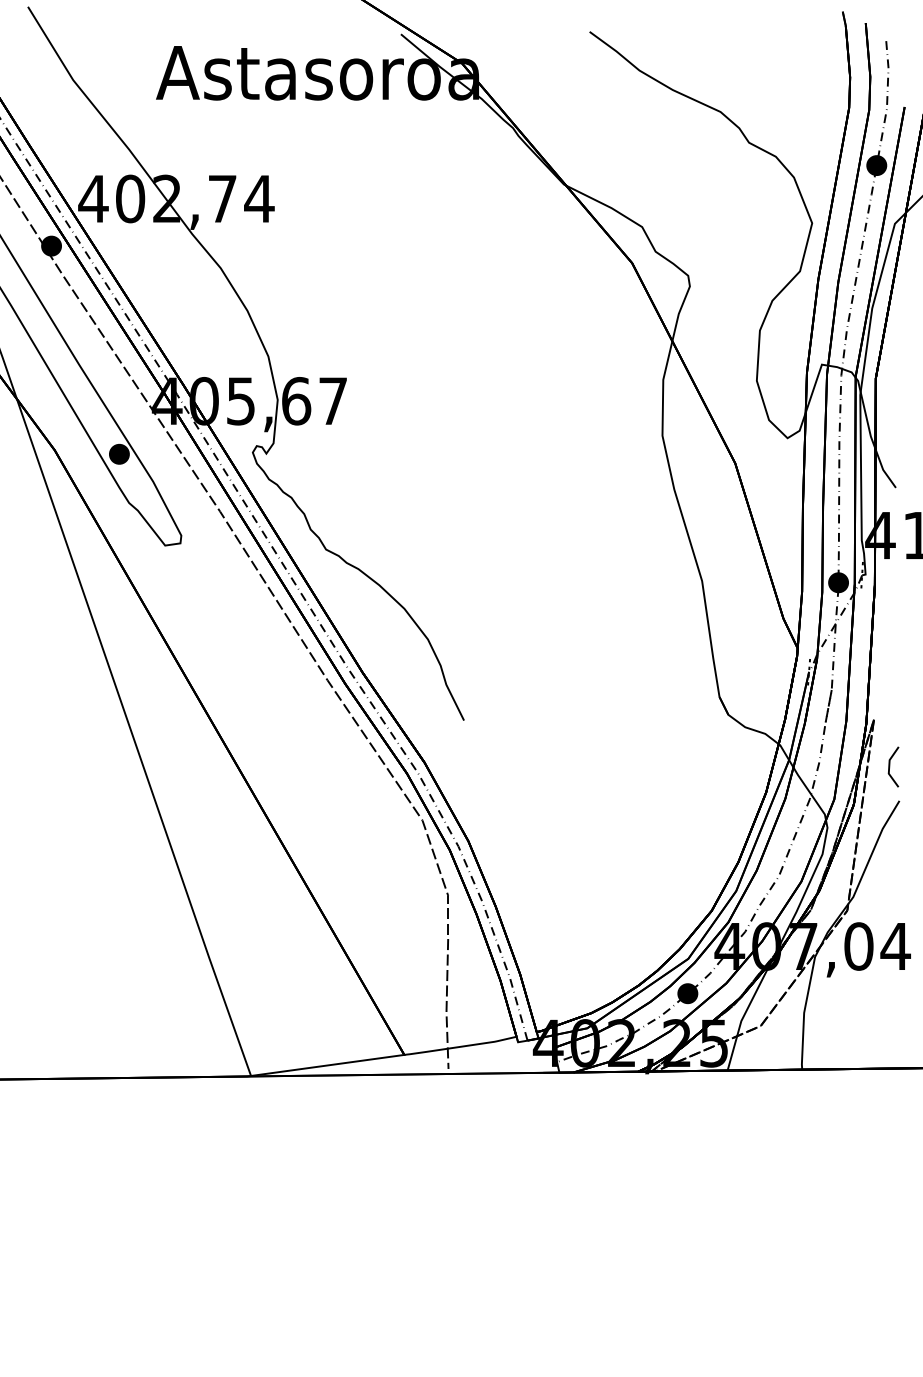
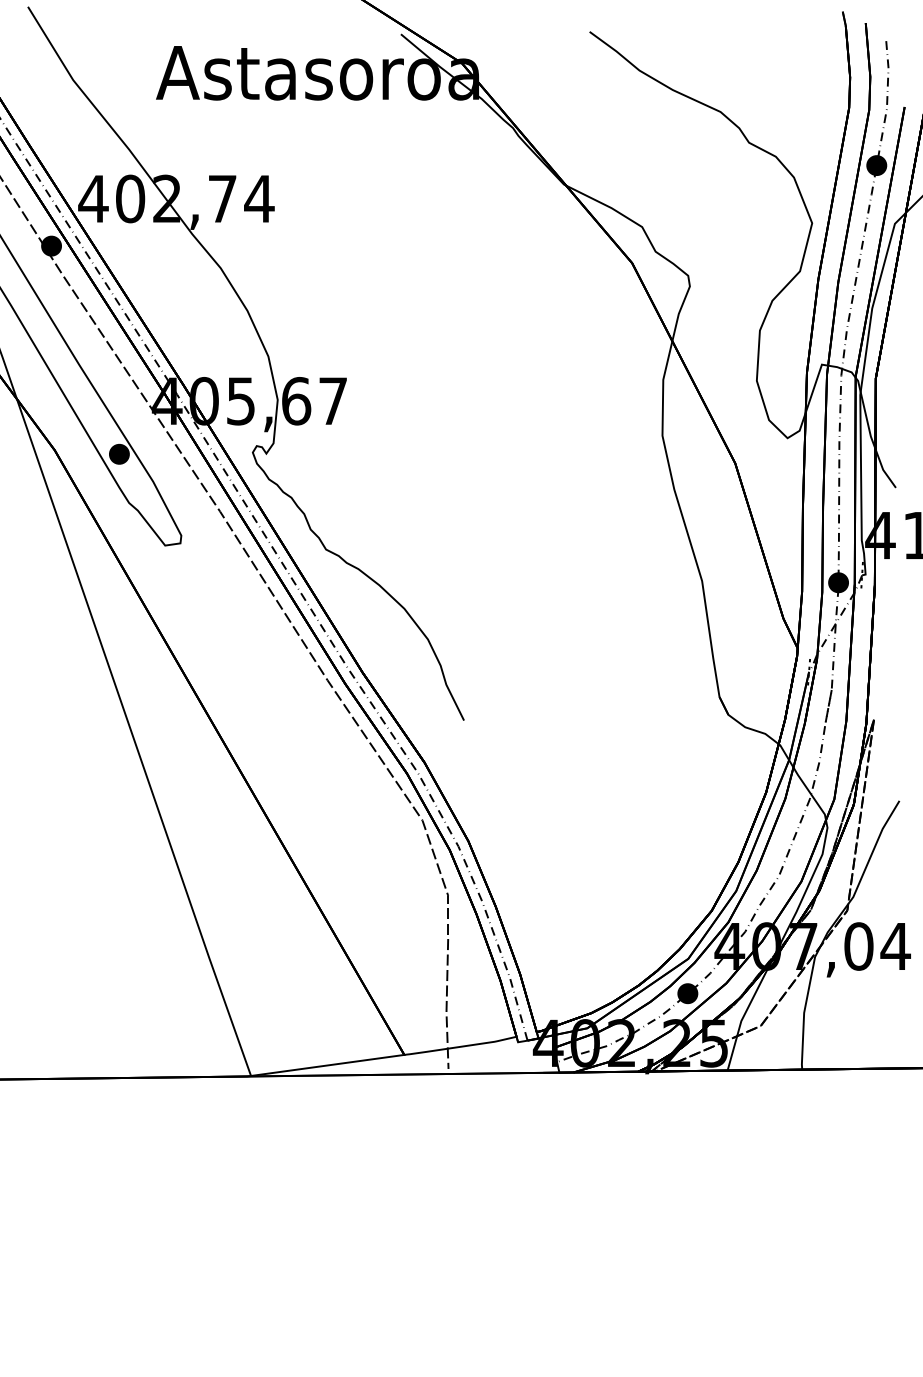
line: present -> none (890, 766)
